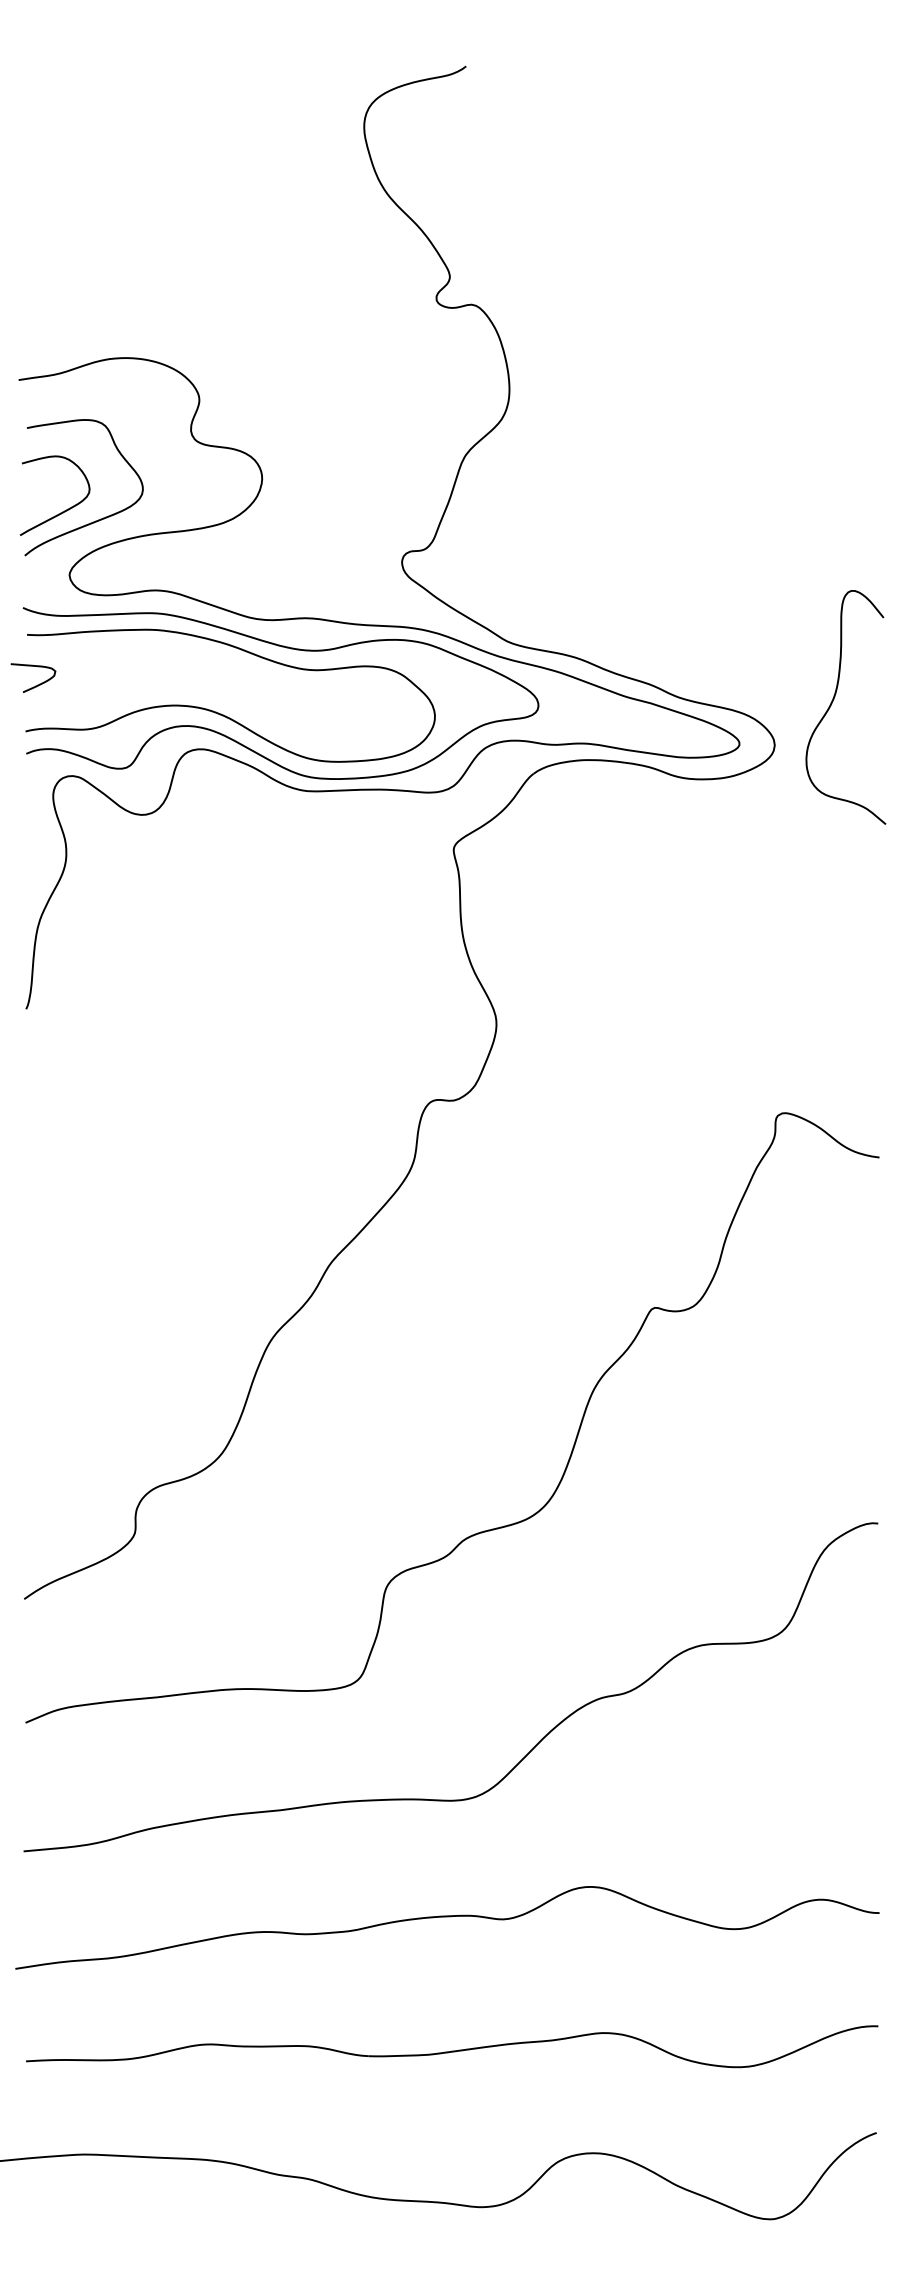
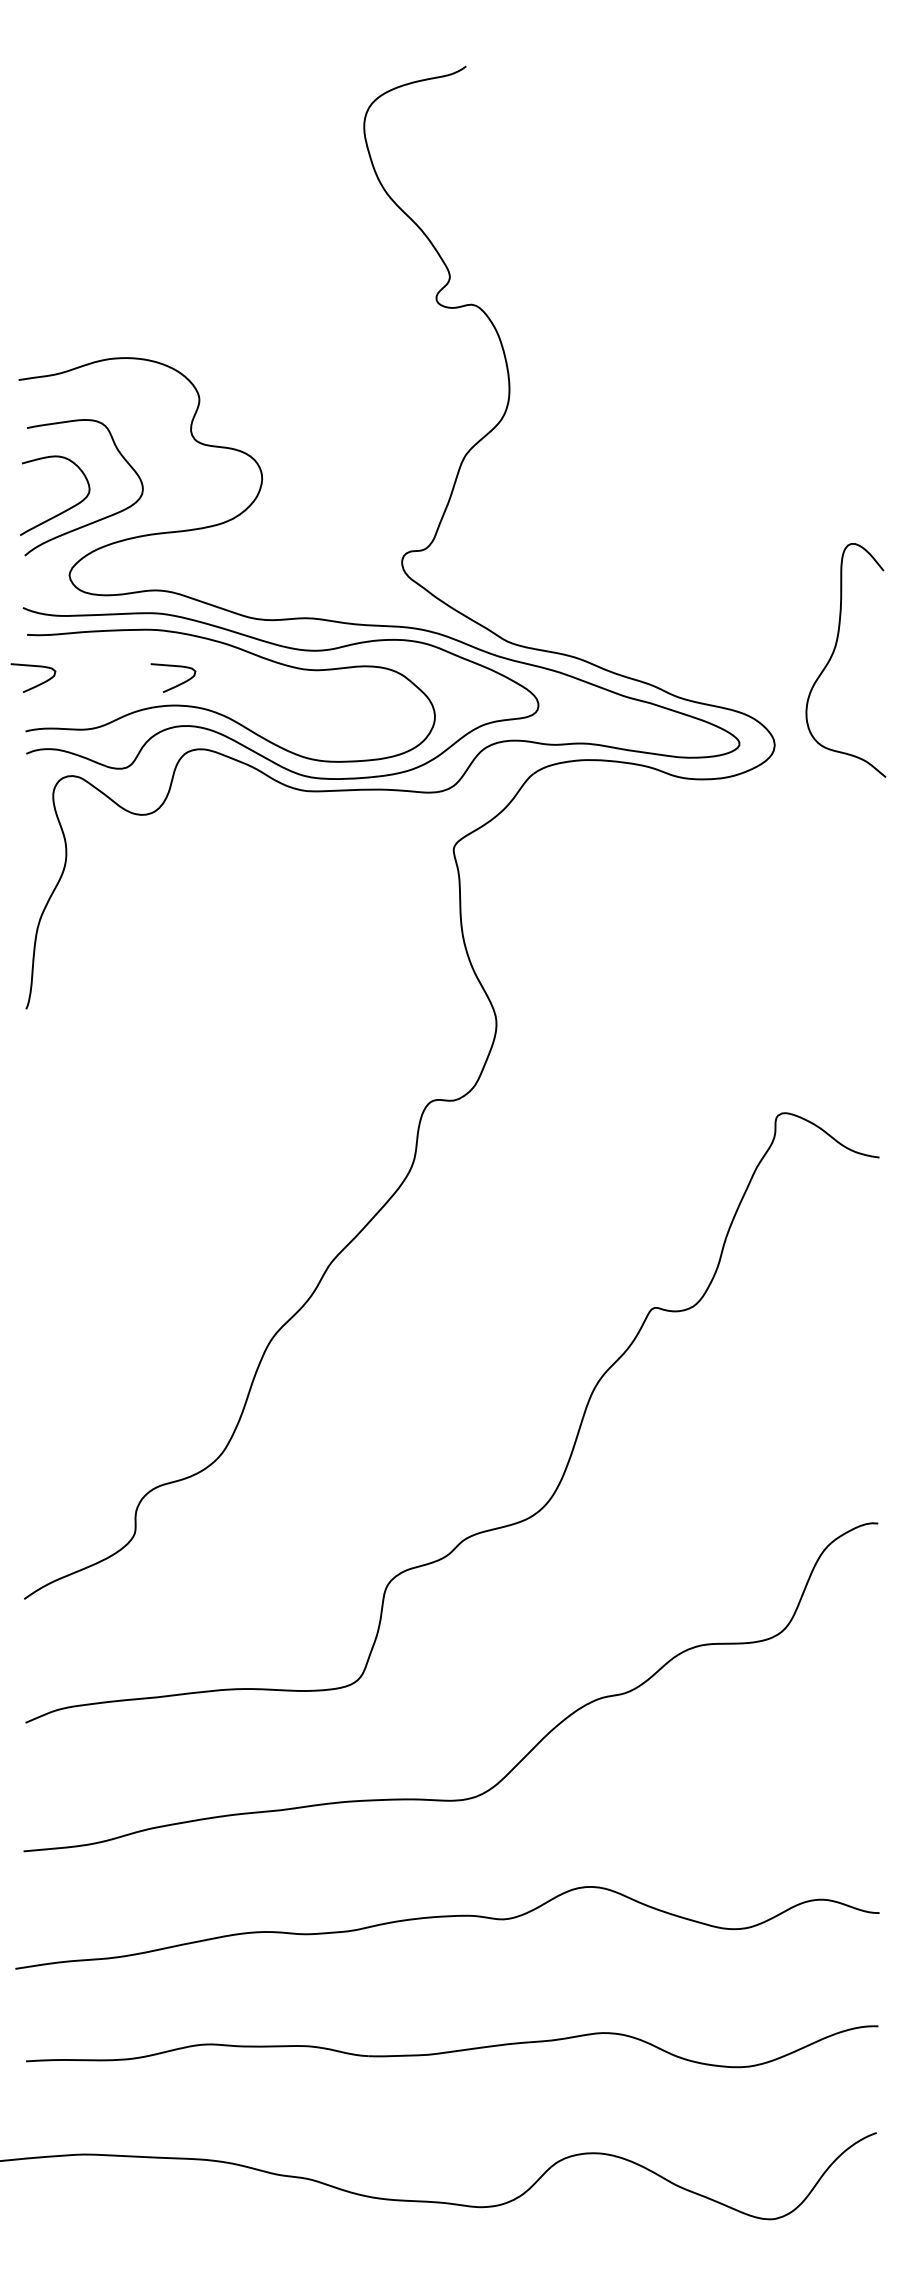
curve: none -> present (177, 684)
curve position: (833, 701) -> (833, 654) (833, 654)
